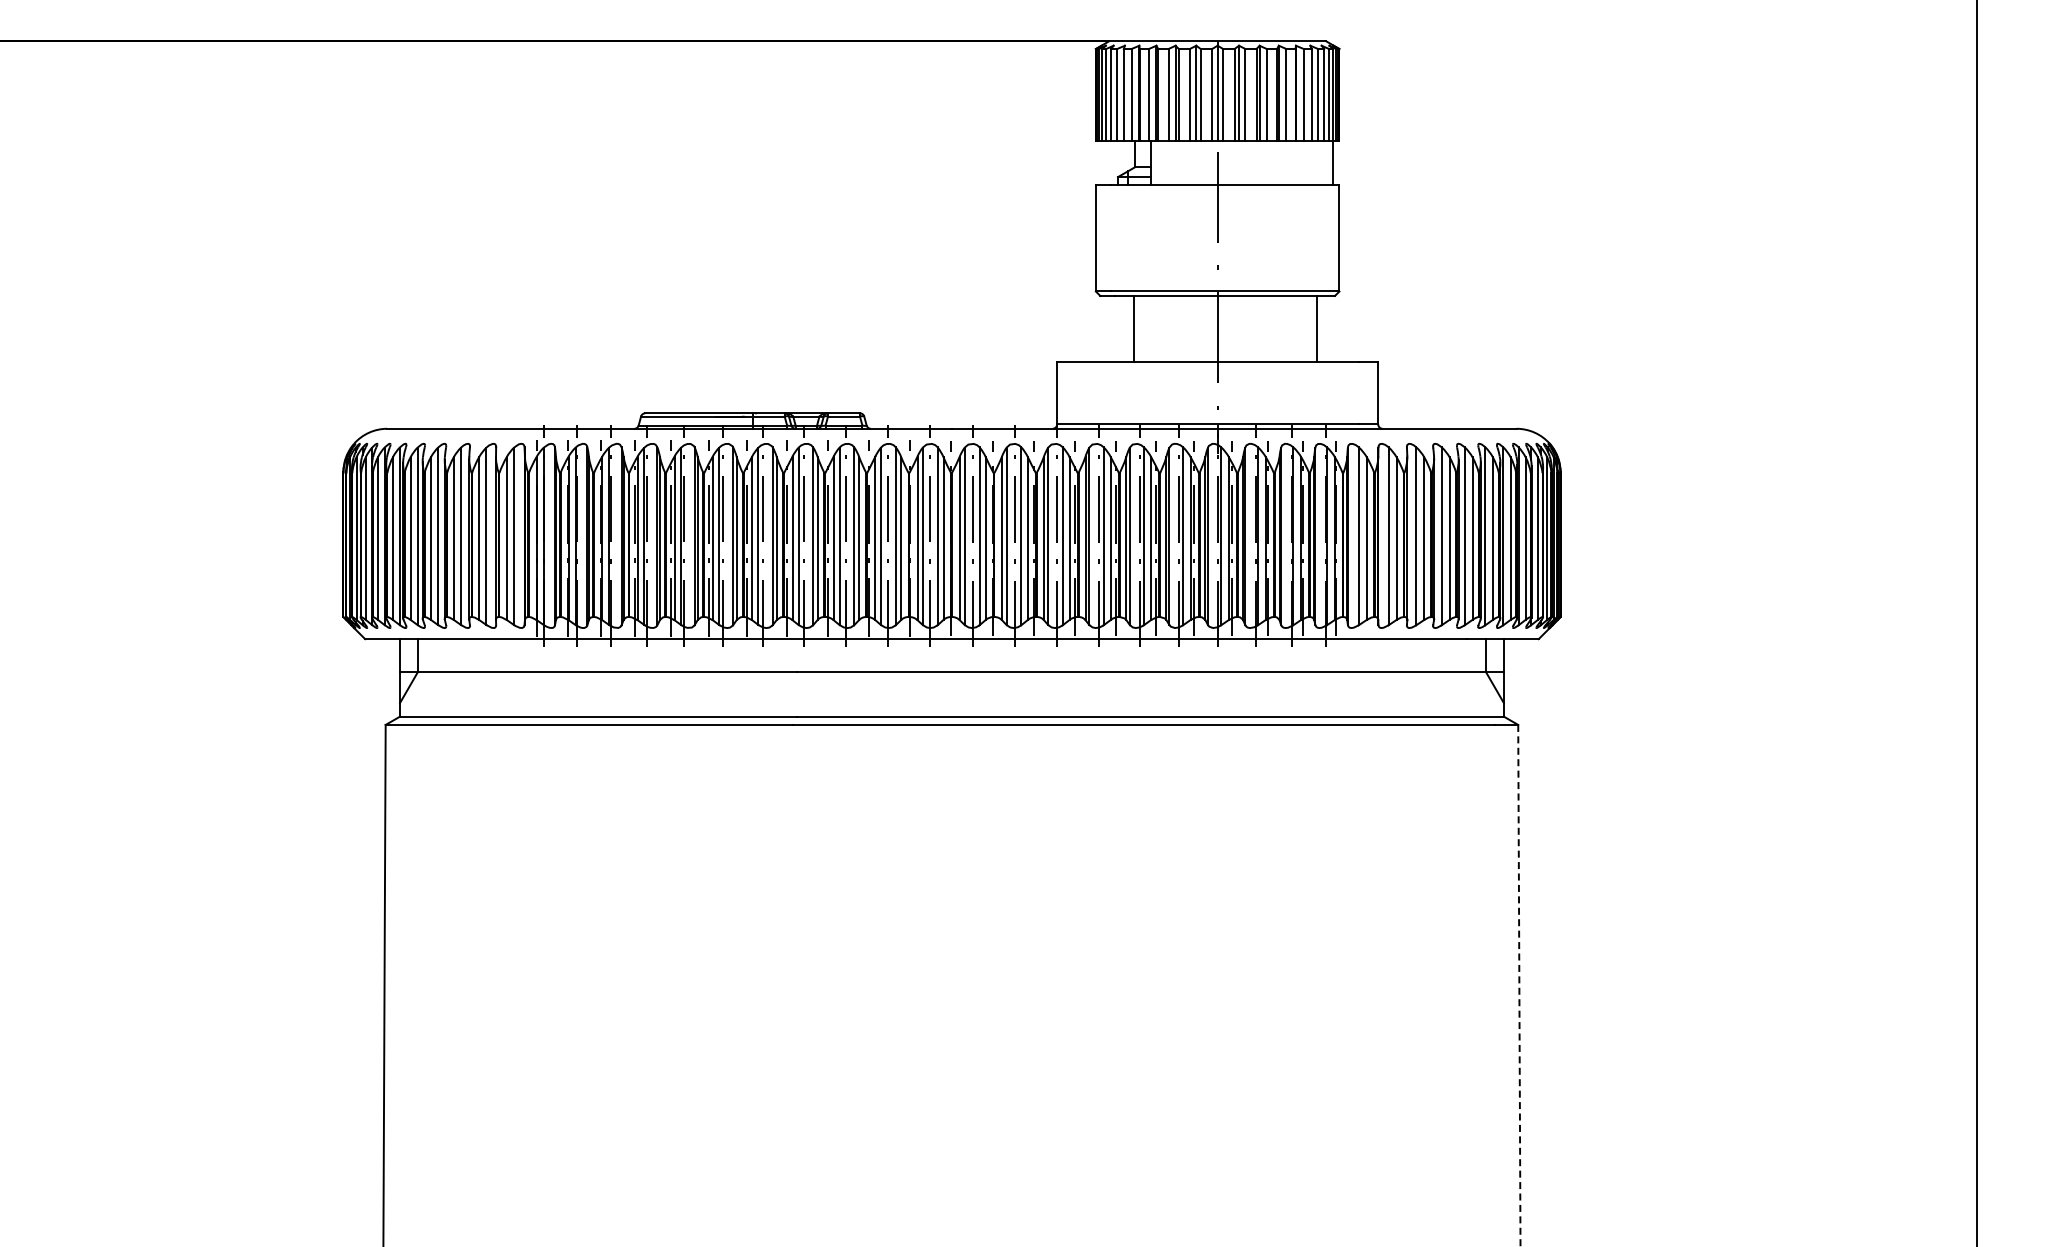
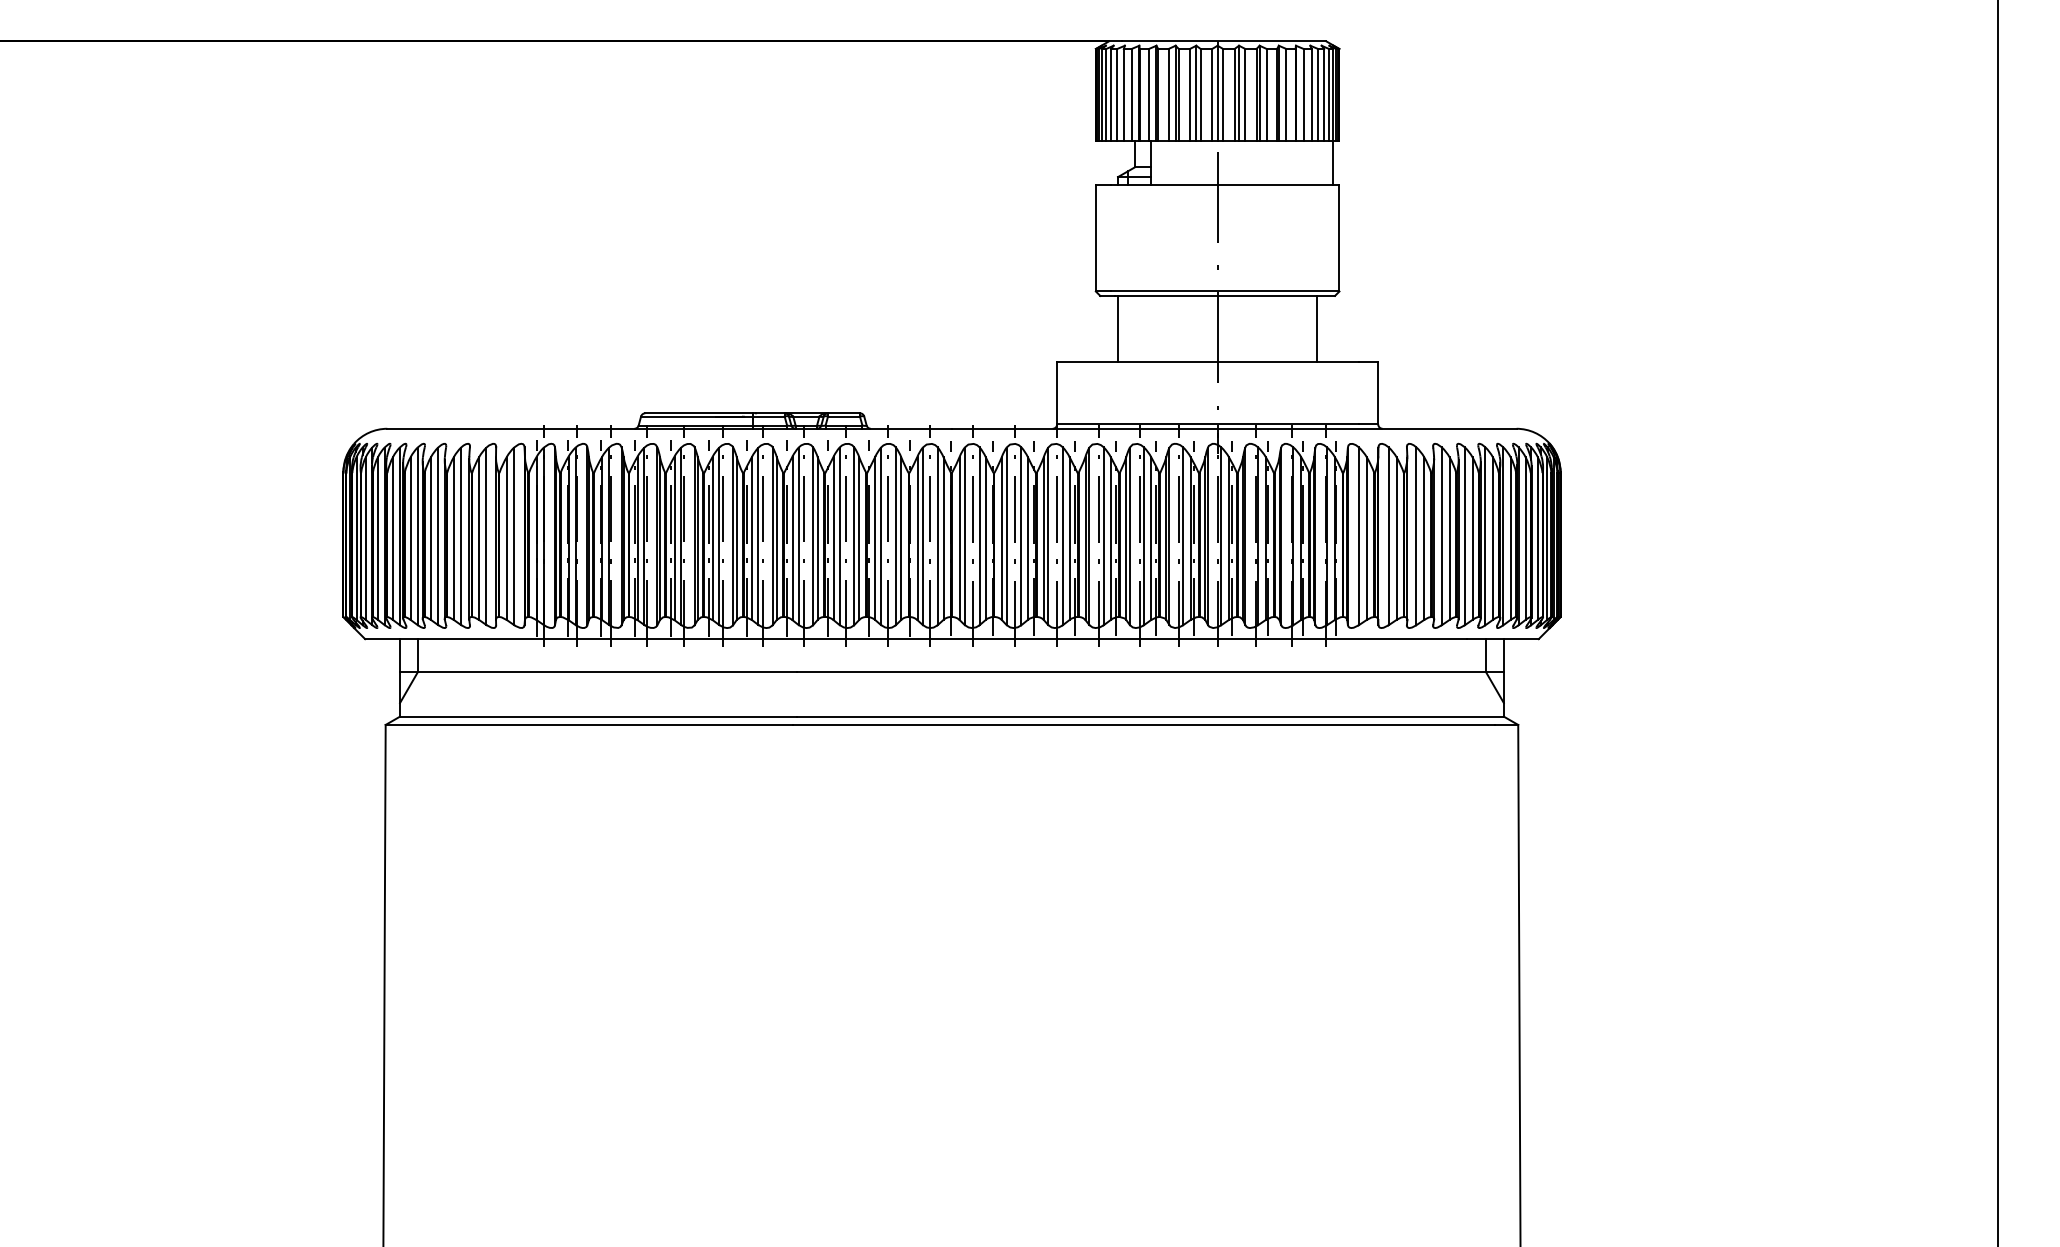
line position: (1134, 328) -> (1118, 328) (1118, 328)
line position: (1977, 622) -> (1998, 622) (1998, 622)
line: dashed -> solid (1519, 985)
